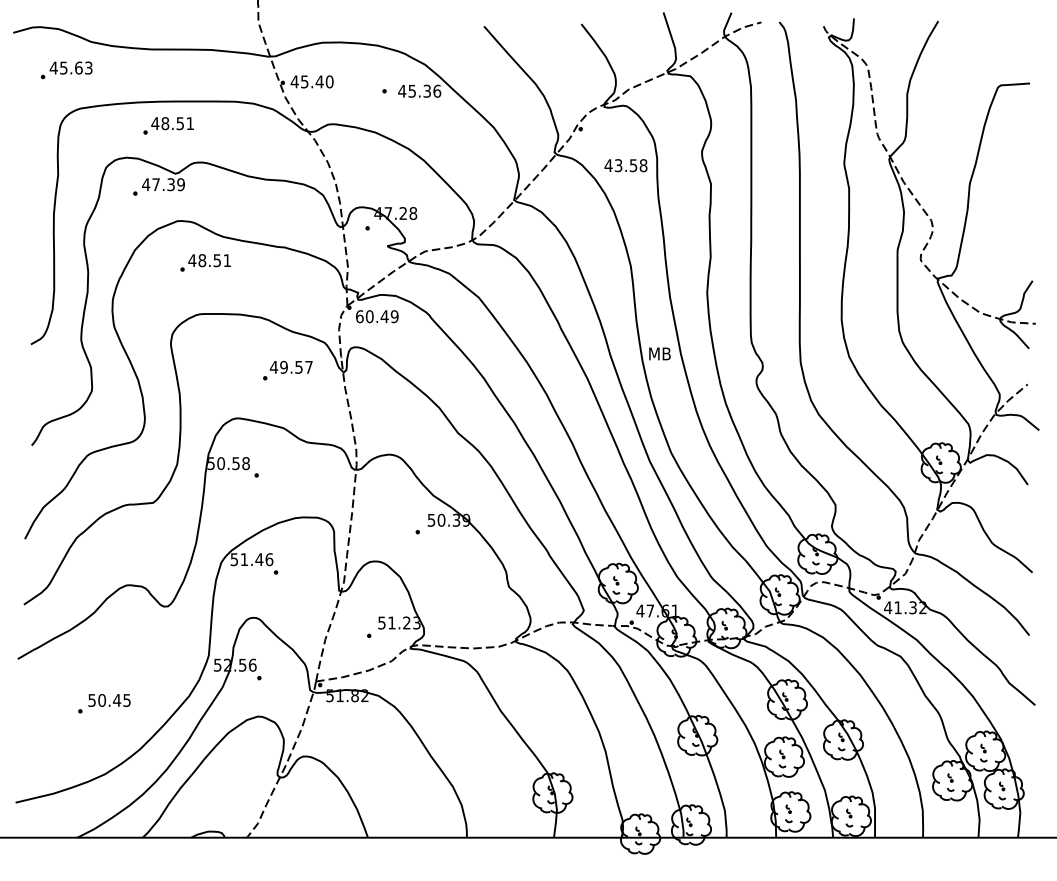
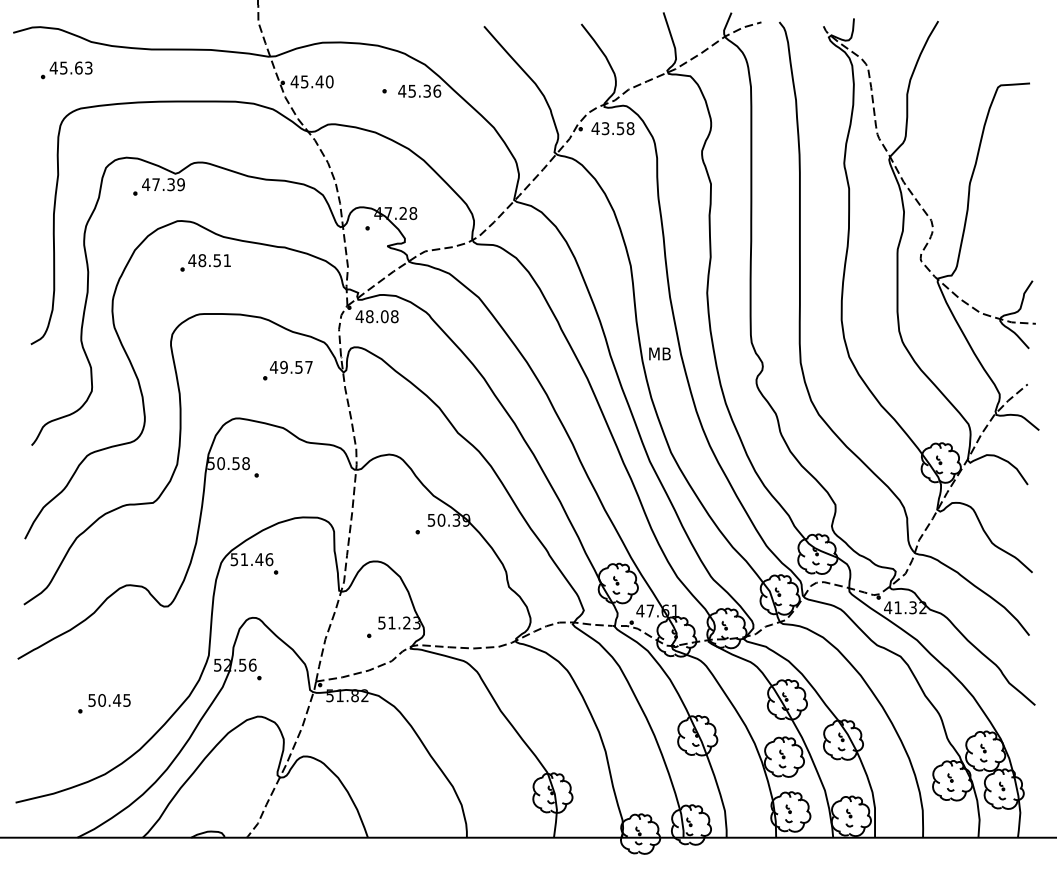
part: present -> none (168, 125)
text position: (625, 165) -> (612, 128) (612, 128)
text: 60.49 -> 48.08 (376, 316)
